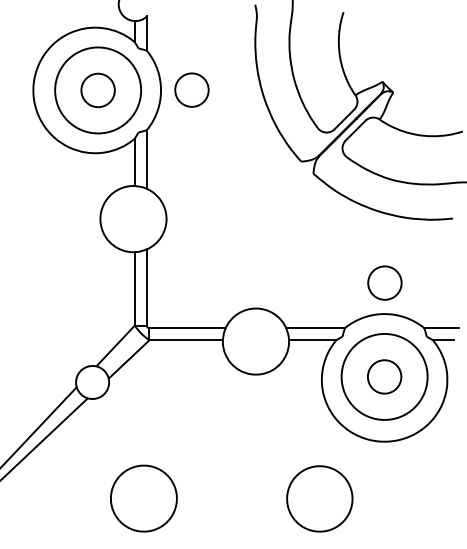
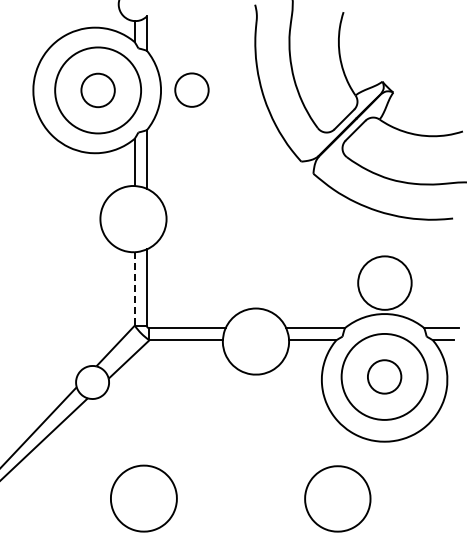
circle diameter: 33 px -> 53 px (384, 282)
line: solid -> dashed (134, 288)
part position: (319, 498) -> (337, 498) (337, 498)
